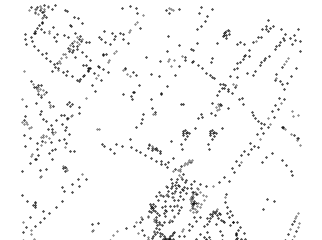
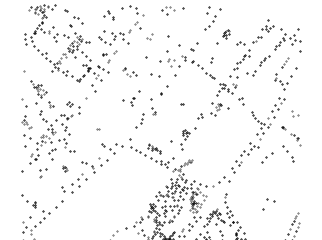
part size: 16x8 px -> 24x10 px (172, 10)
part: none -> present (108, 15)
part position: (204, 18) -> (212, 18) (212, 18)
part: none -> present (149, 36)
part position: (131, 92) -> (131, 98) (131, 98)
part: present -> none (215, 138)
part: none -> present (94, 165)
part position: (287, 167) -> (288, 153) (288, 153)
part: present -> none (95, 227)
